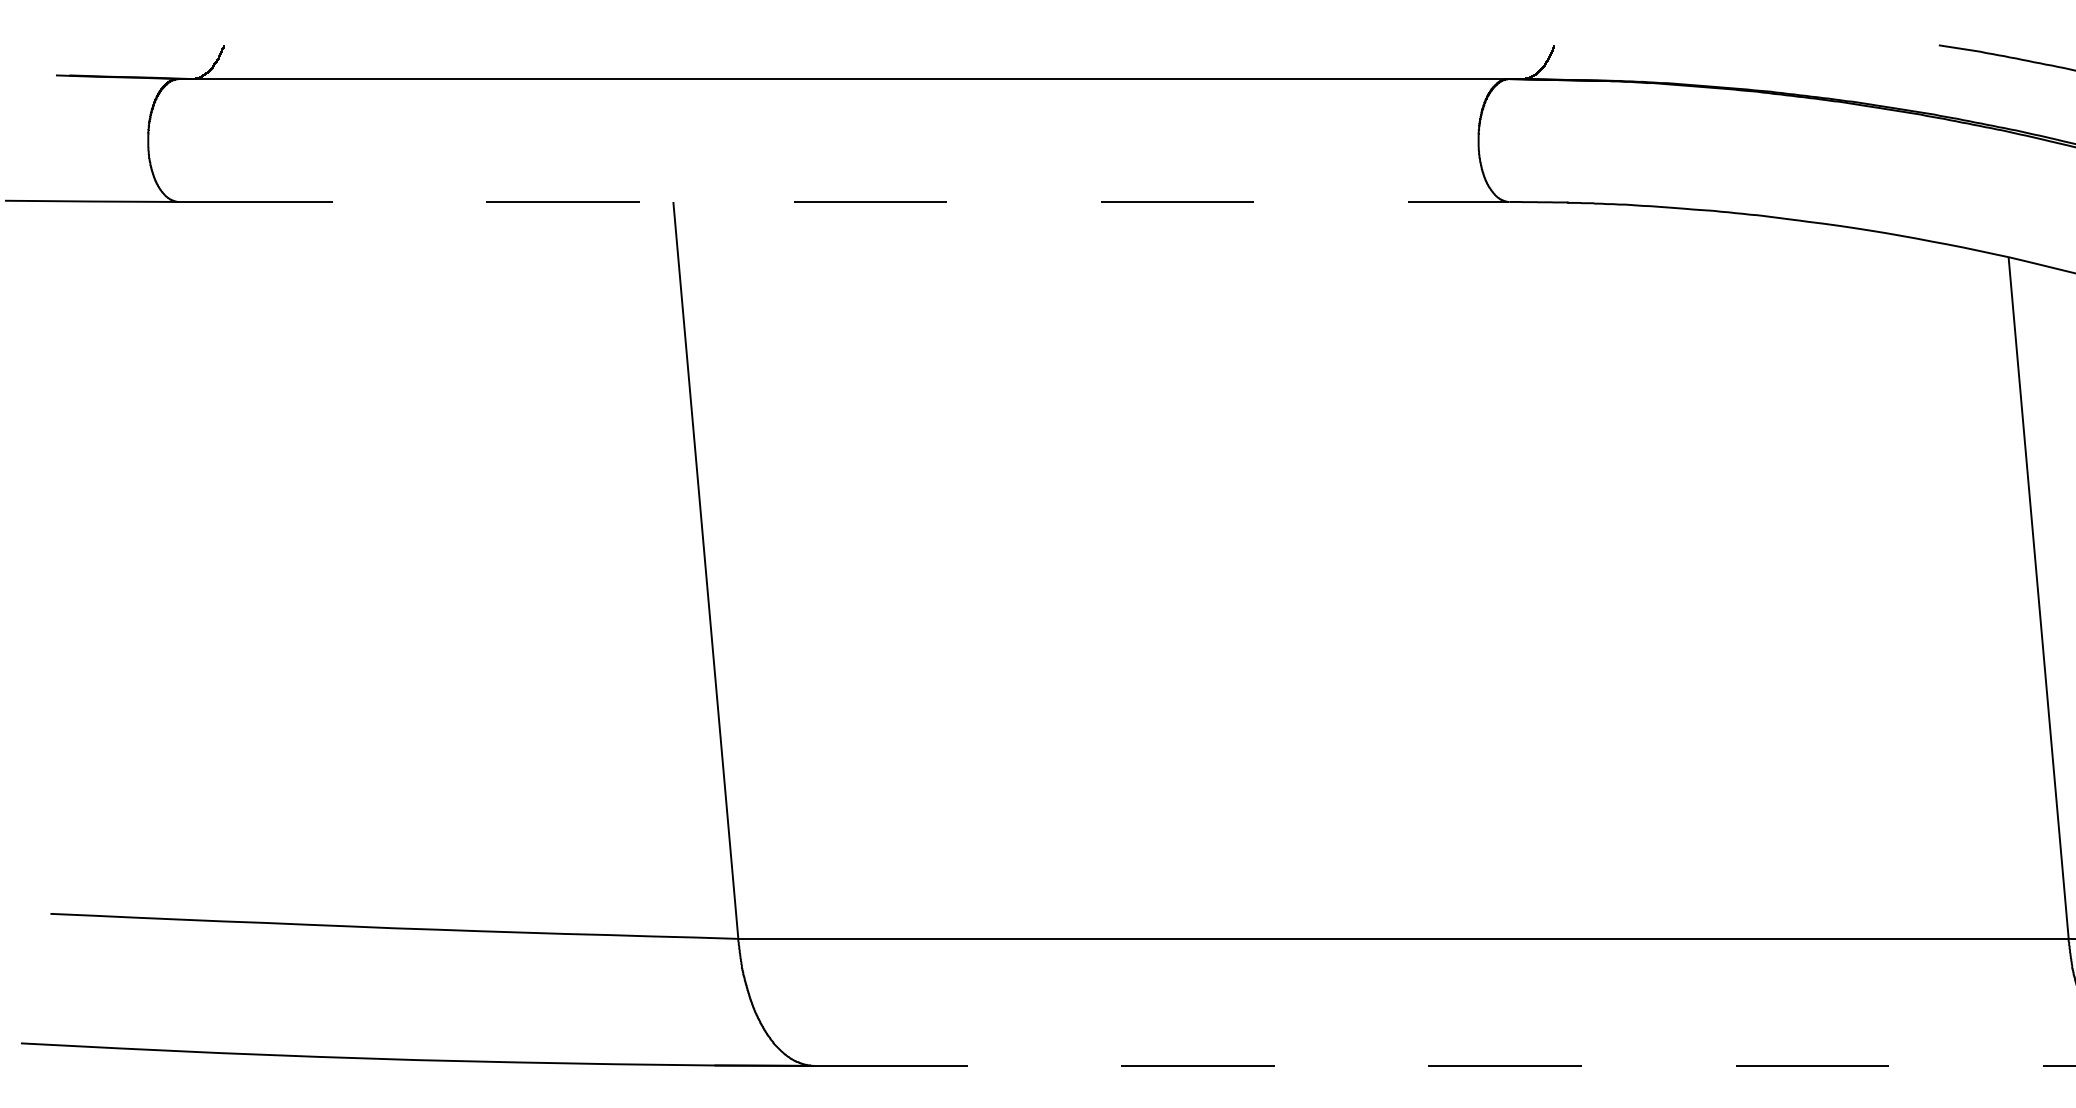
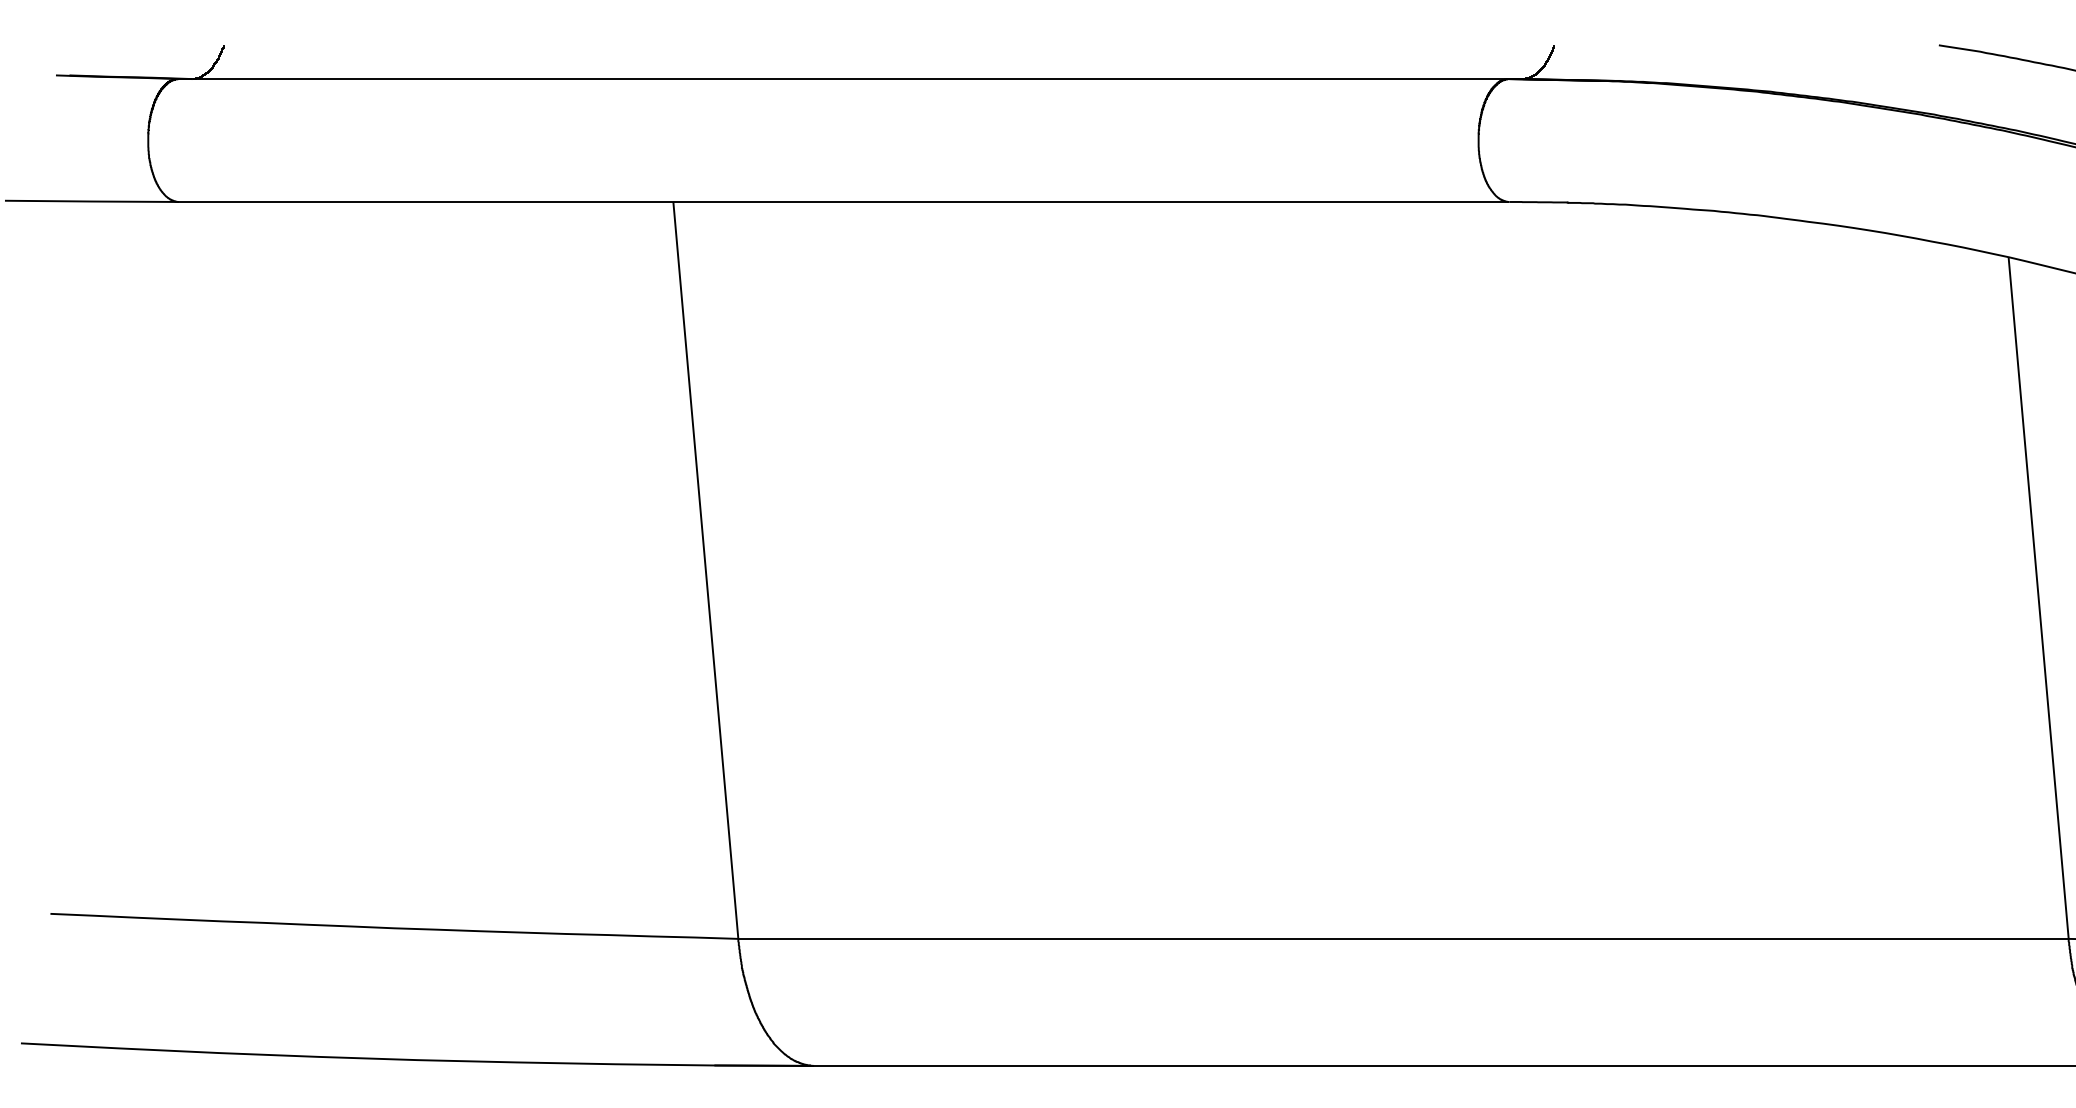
line: dashed -> solid (844, 201)
line: dashed -> solid (1444, 1065)
